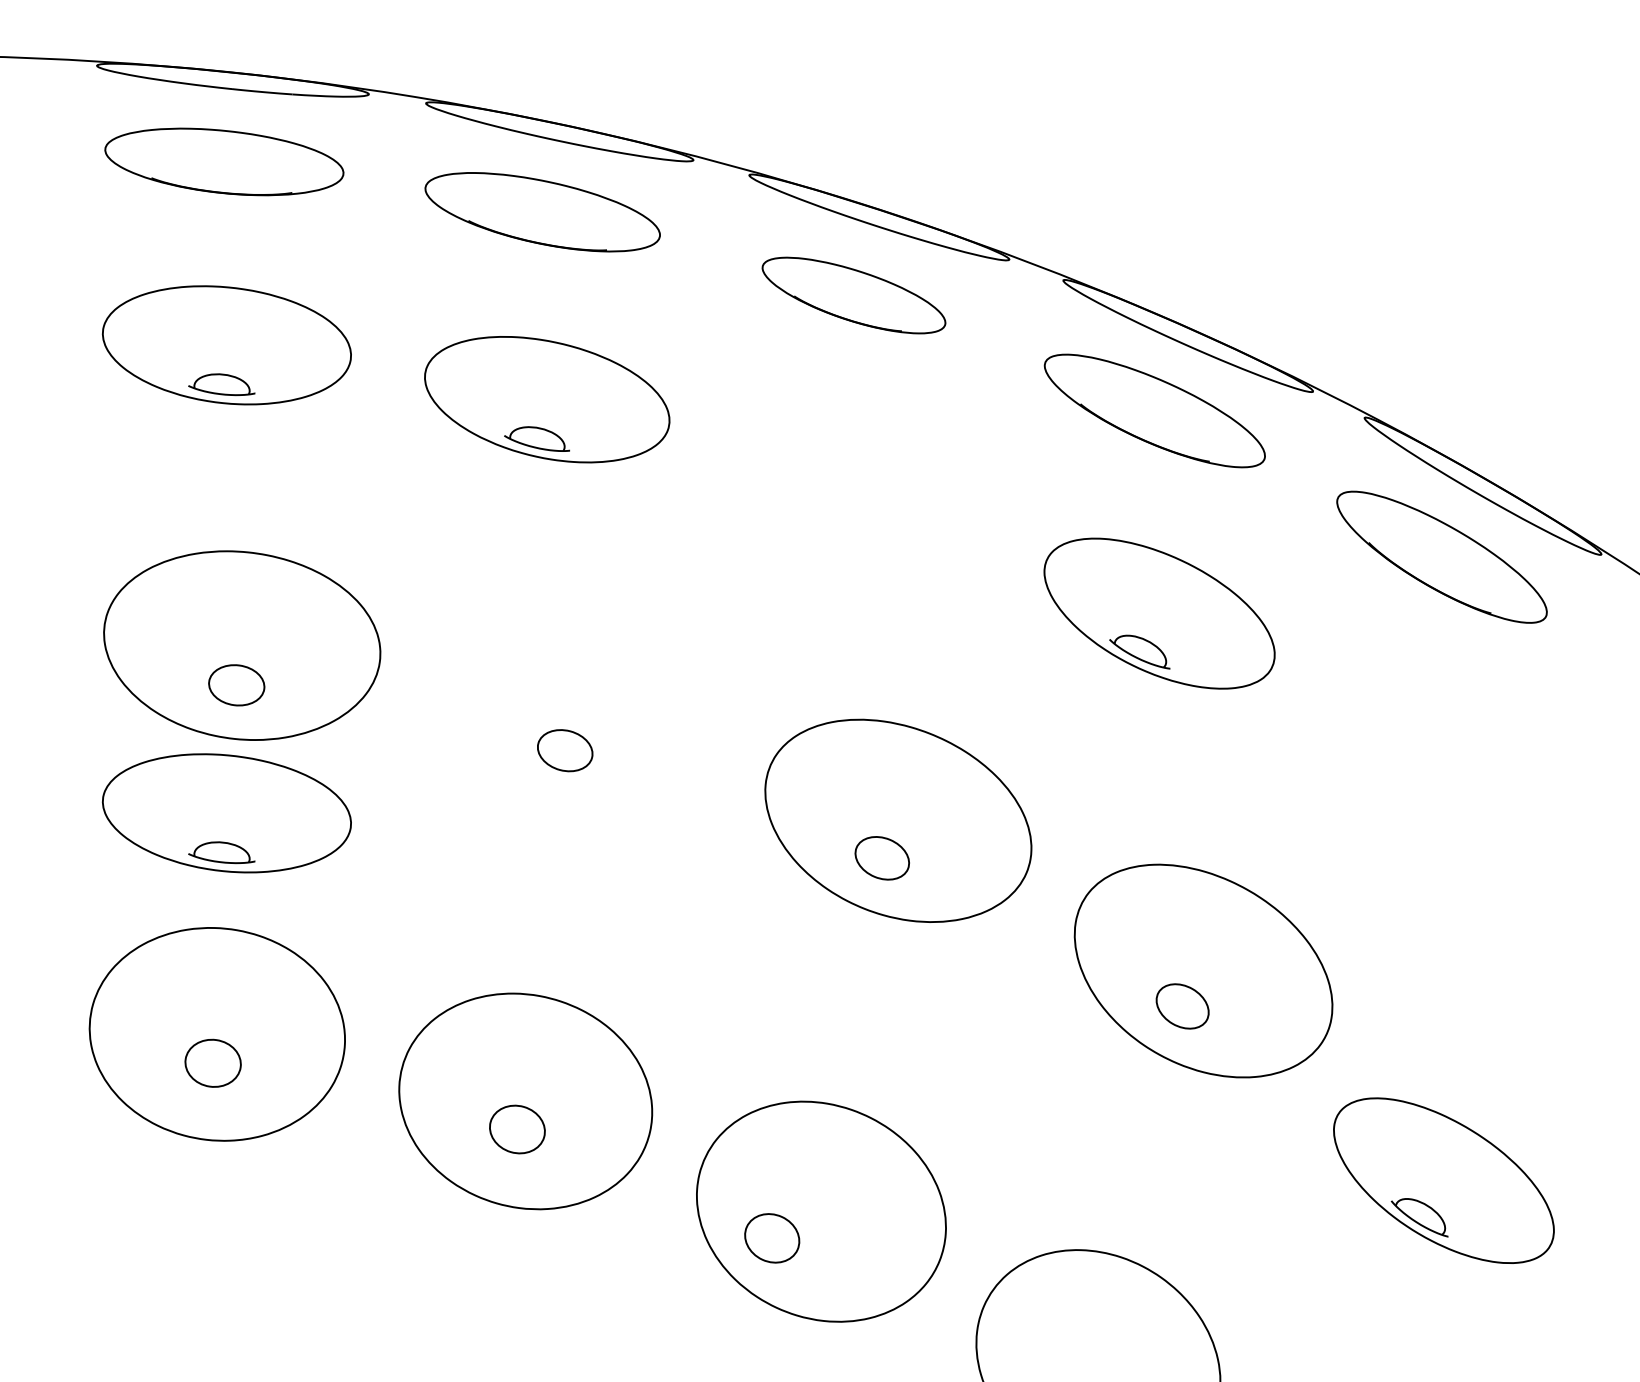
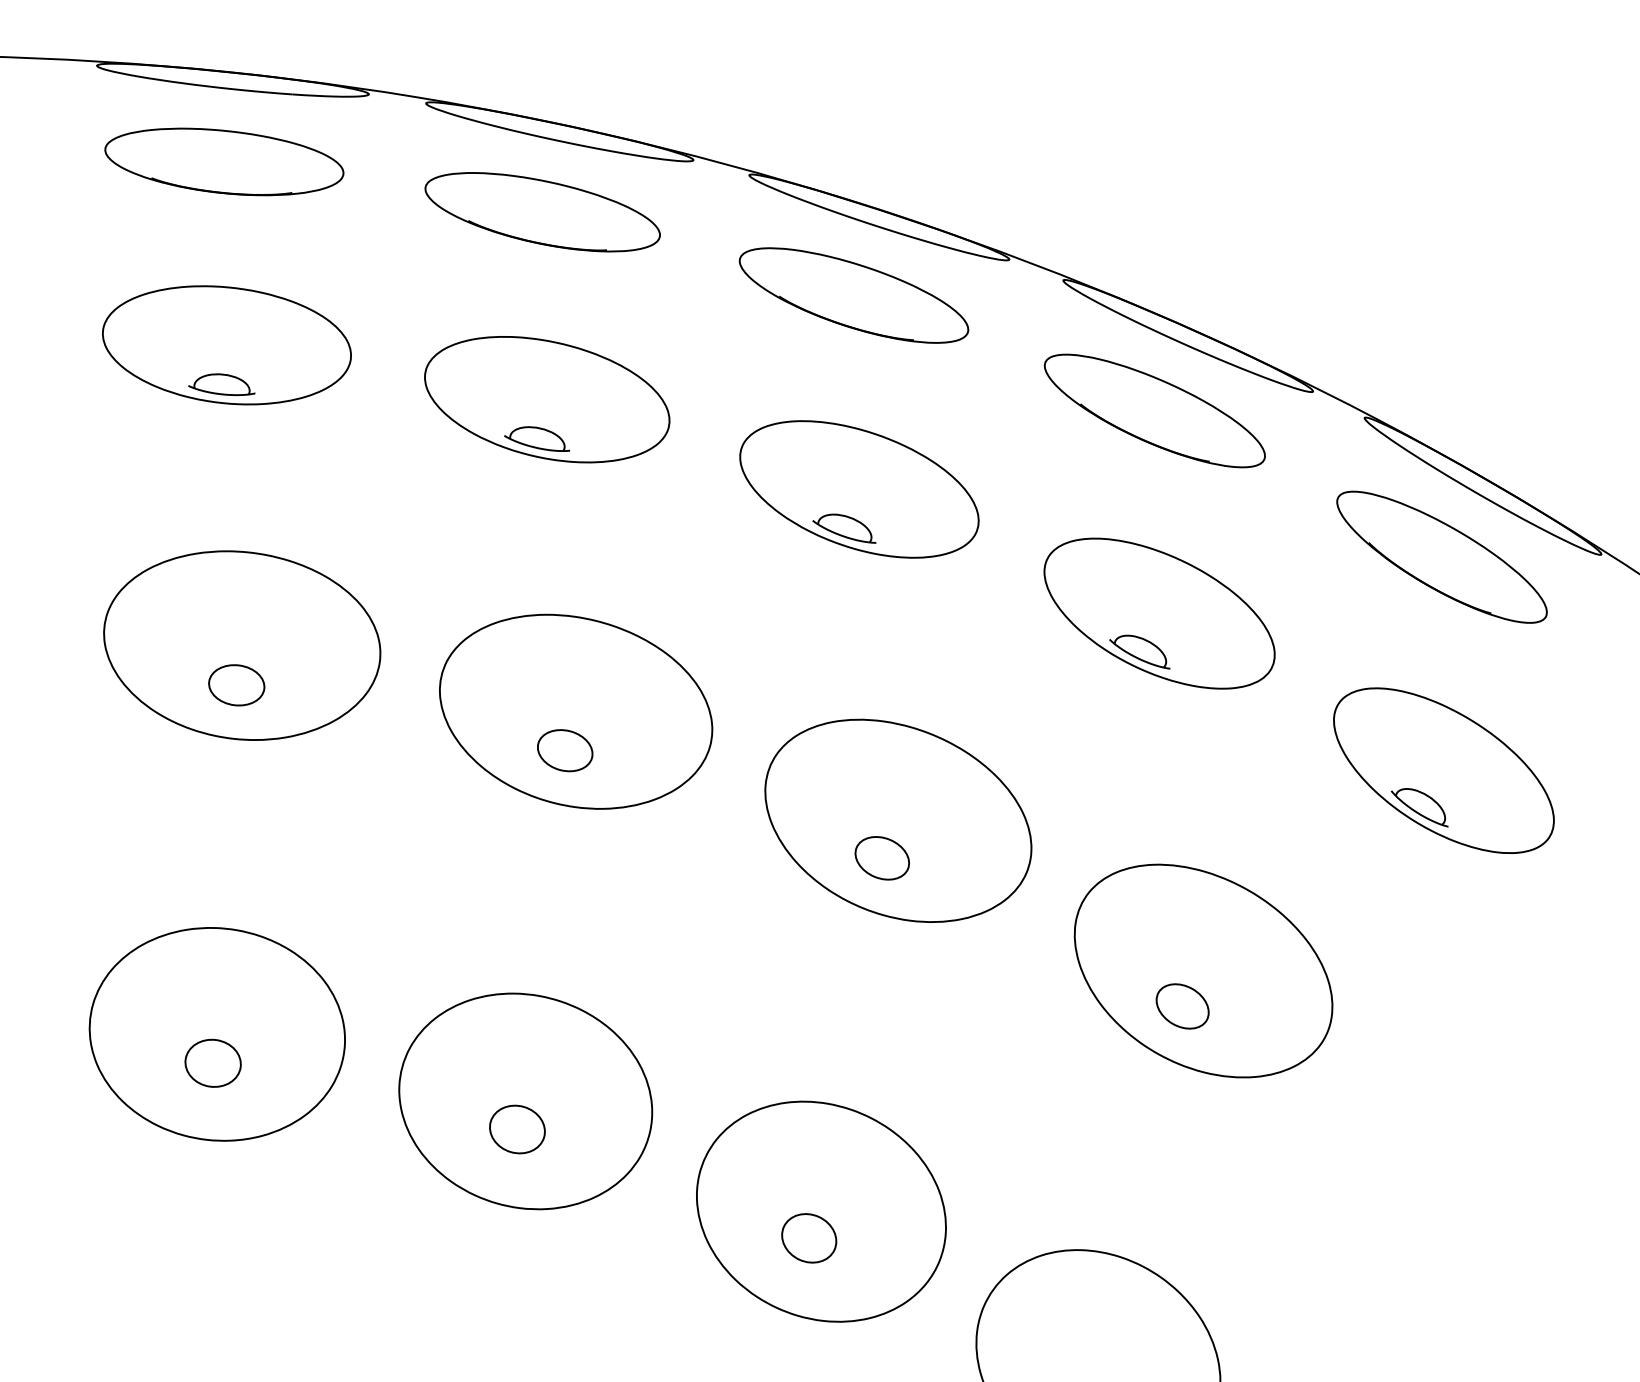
part size: 186x79 px -> 232x97 px (853, 295)
part: none -> present (859, 489)
part: none -> present (576, 711)
part: present -> none (226, 813)
part position: (1443, 1180) -> (1443, 770) (1443, 770)
part position: (772, 1238) -> (809, 1238) (809, 1238)
